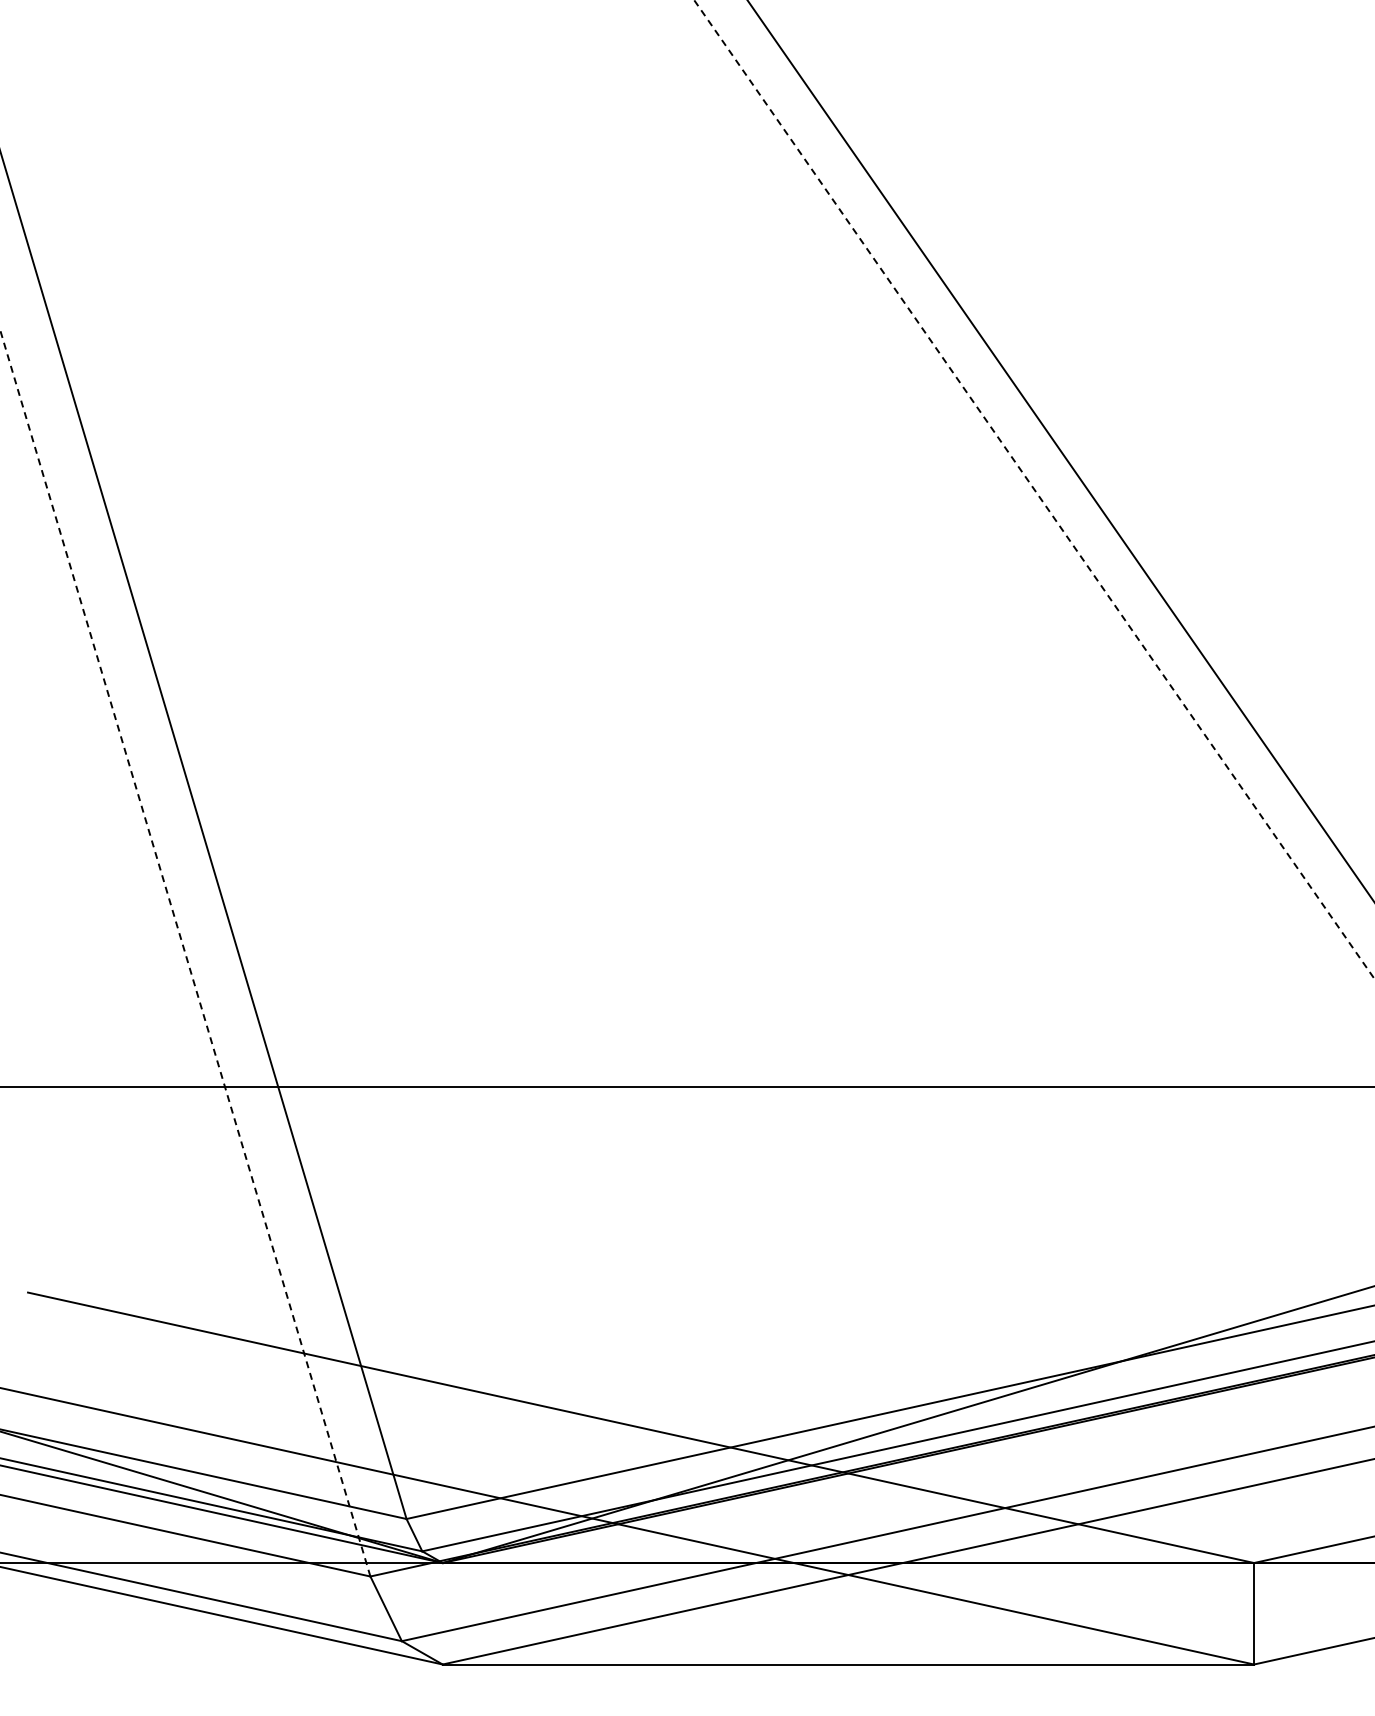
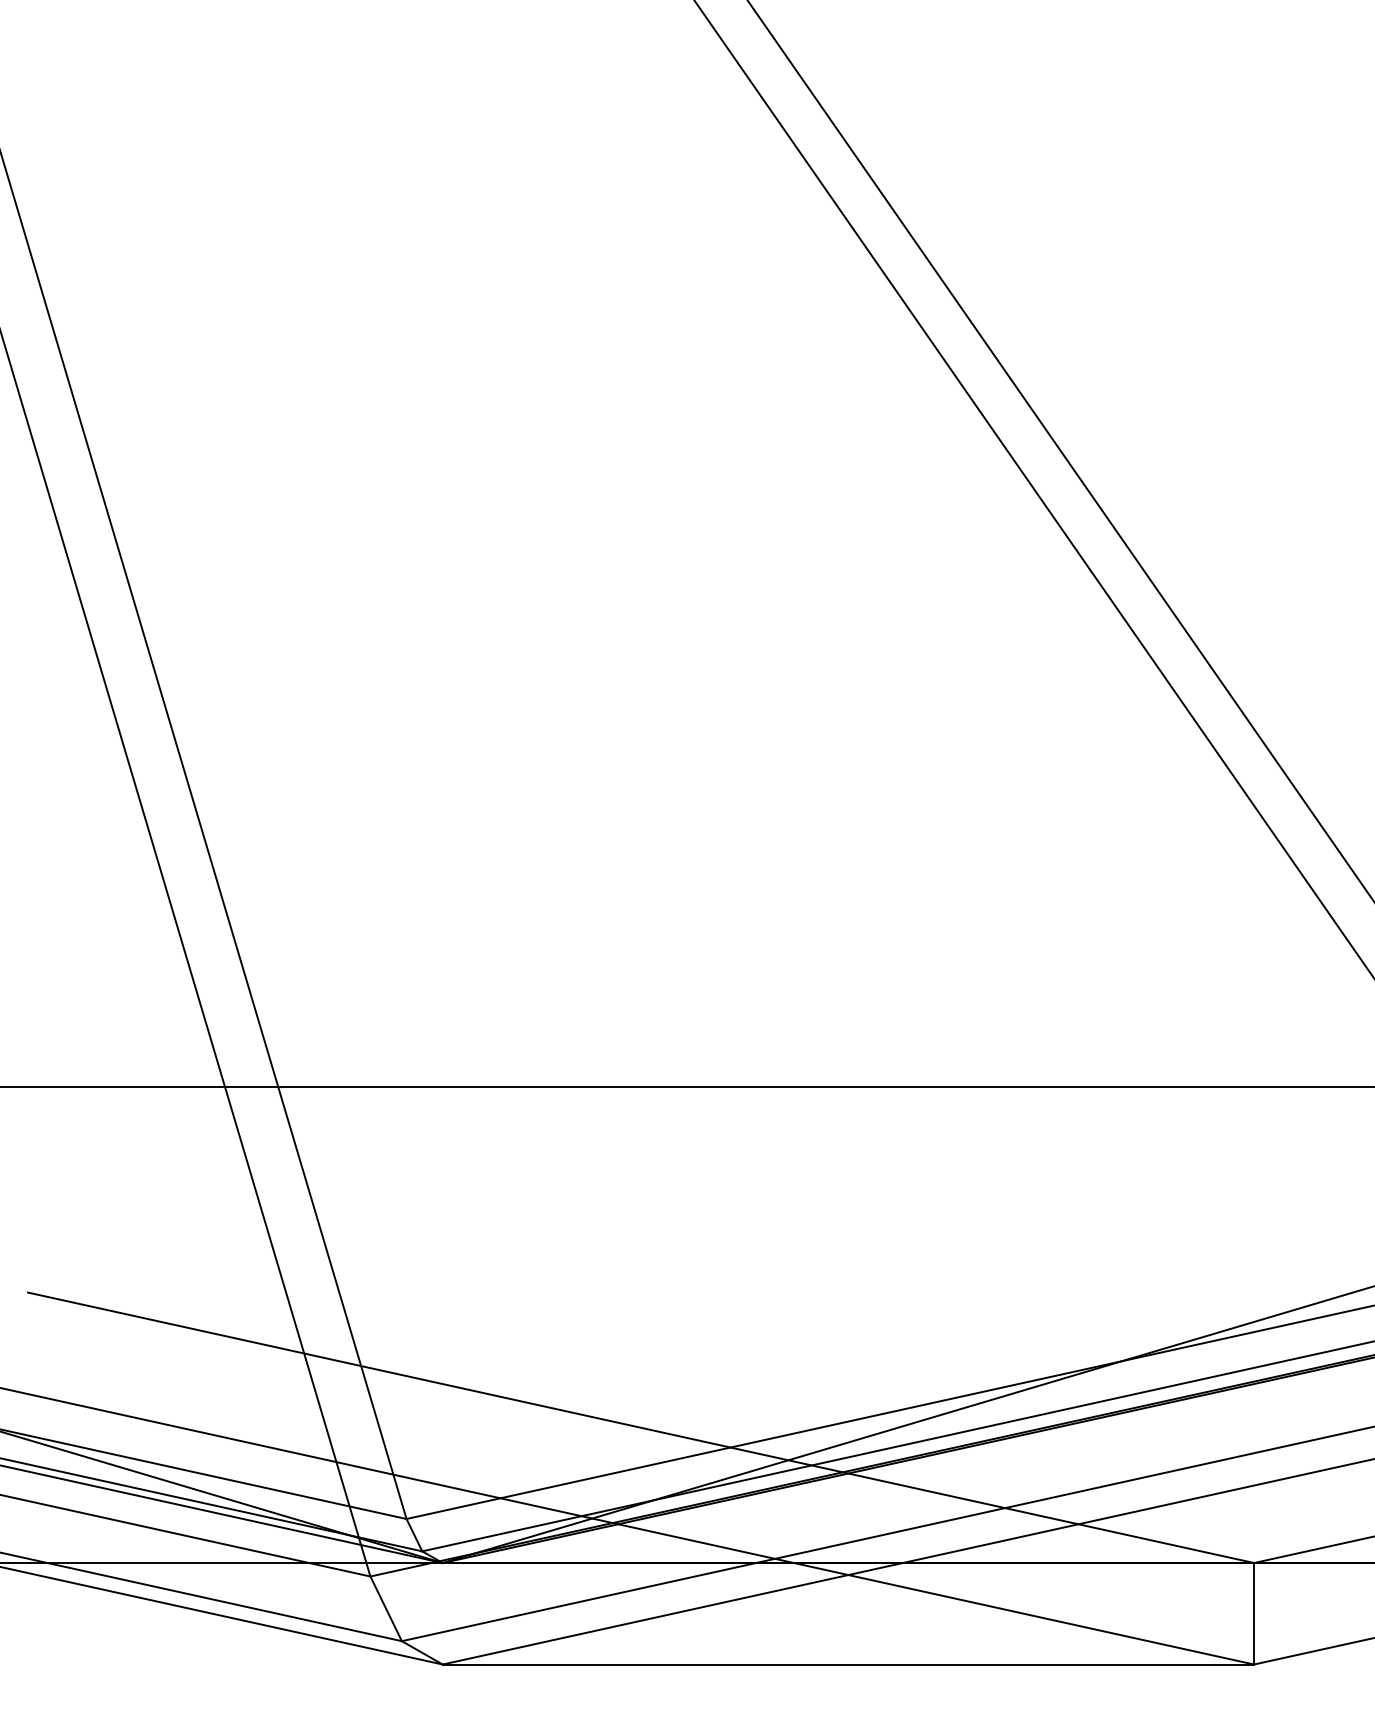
line: dashed -> solid (1034, 489)
line: dashed -> solid (185, 952)
